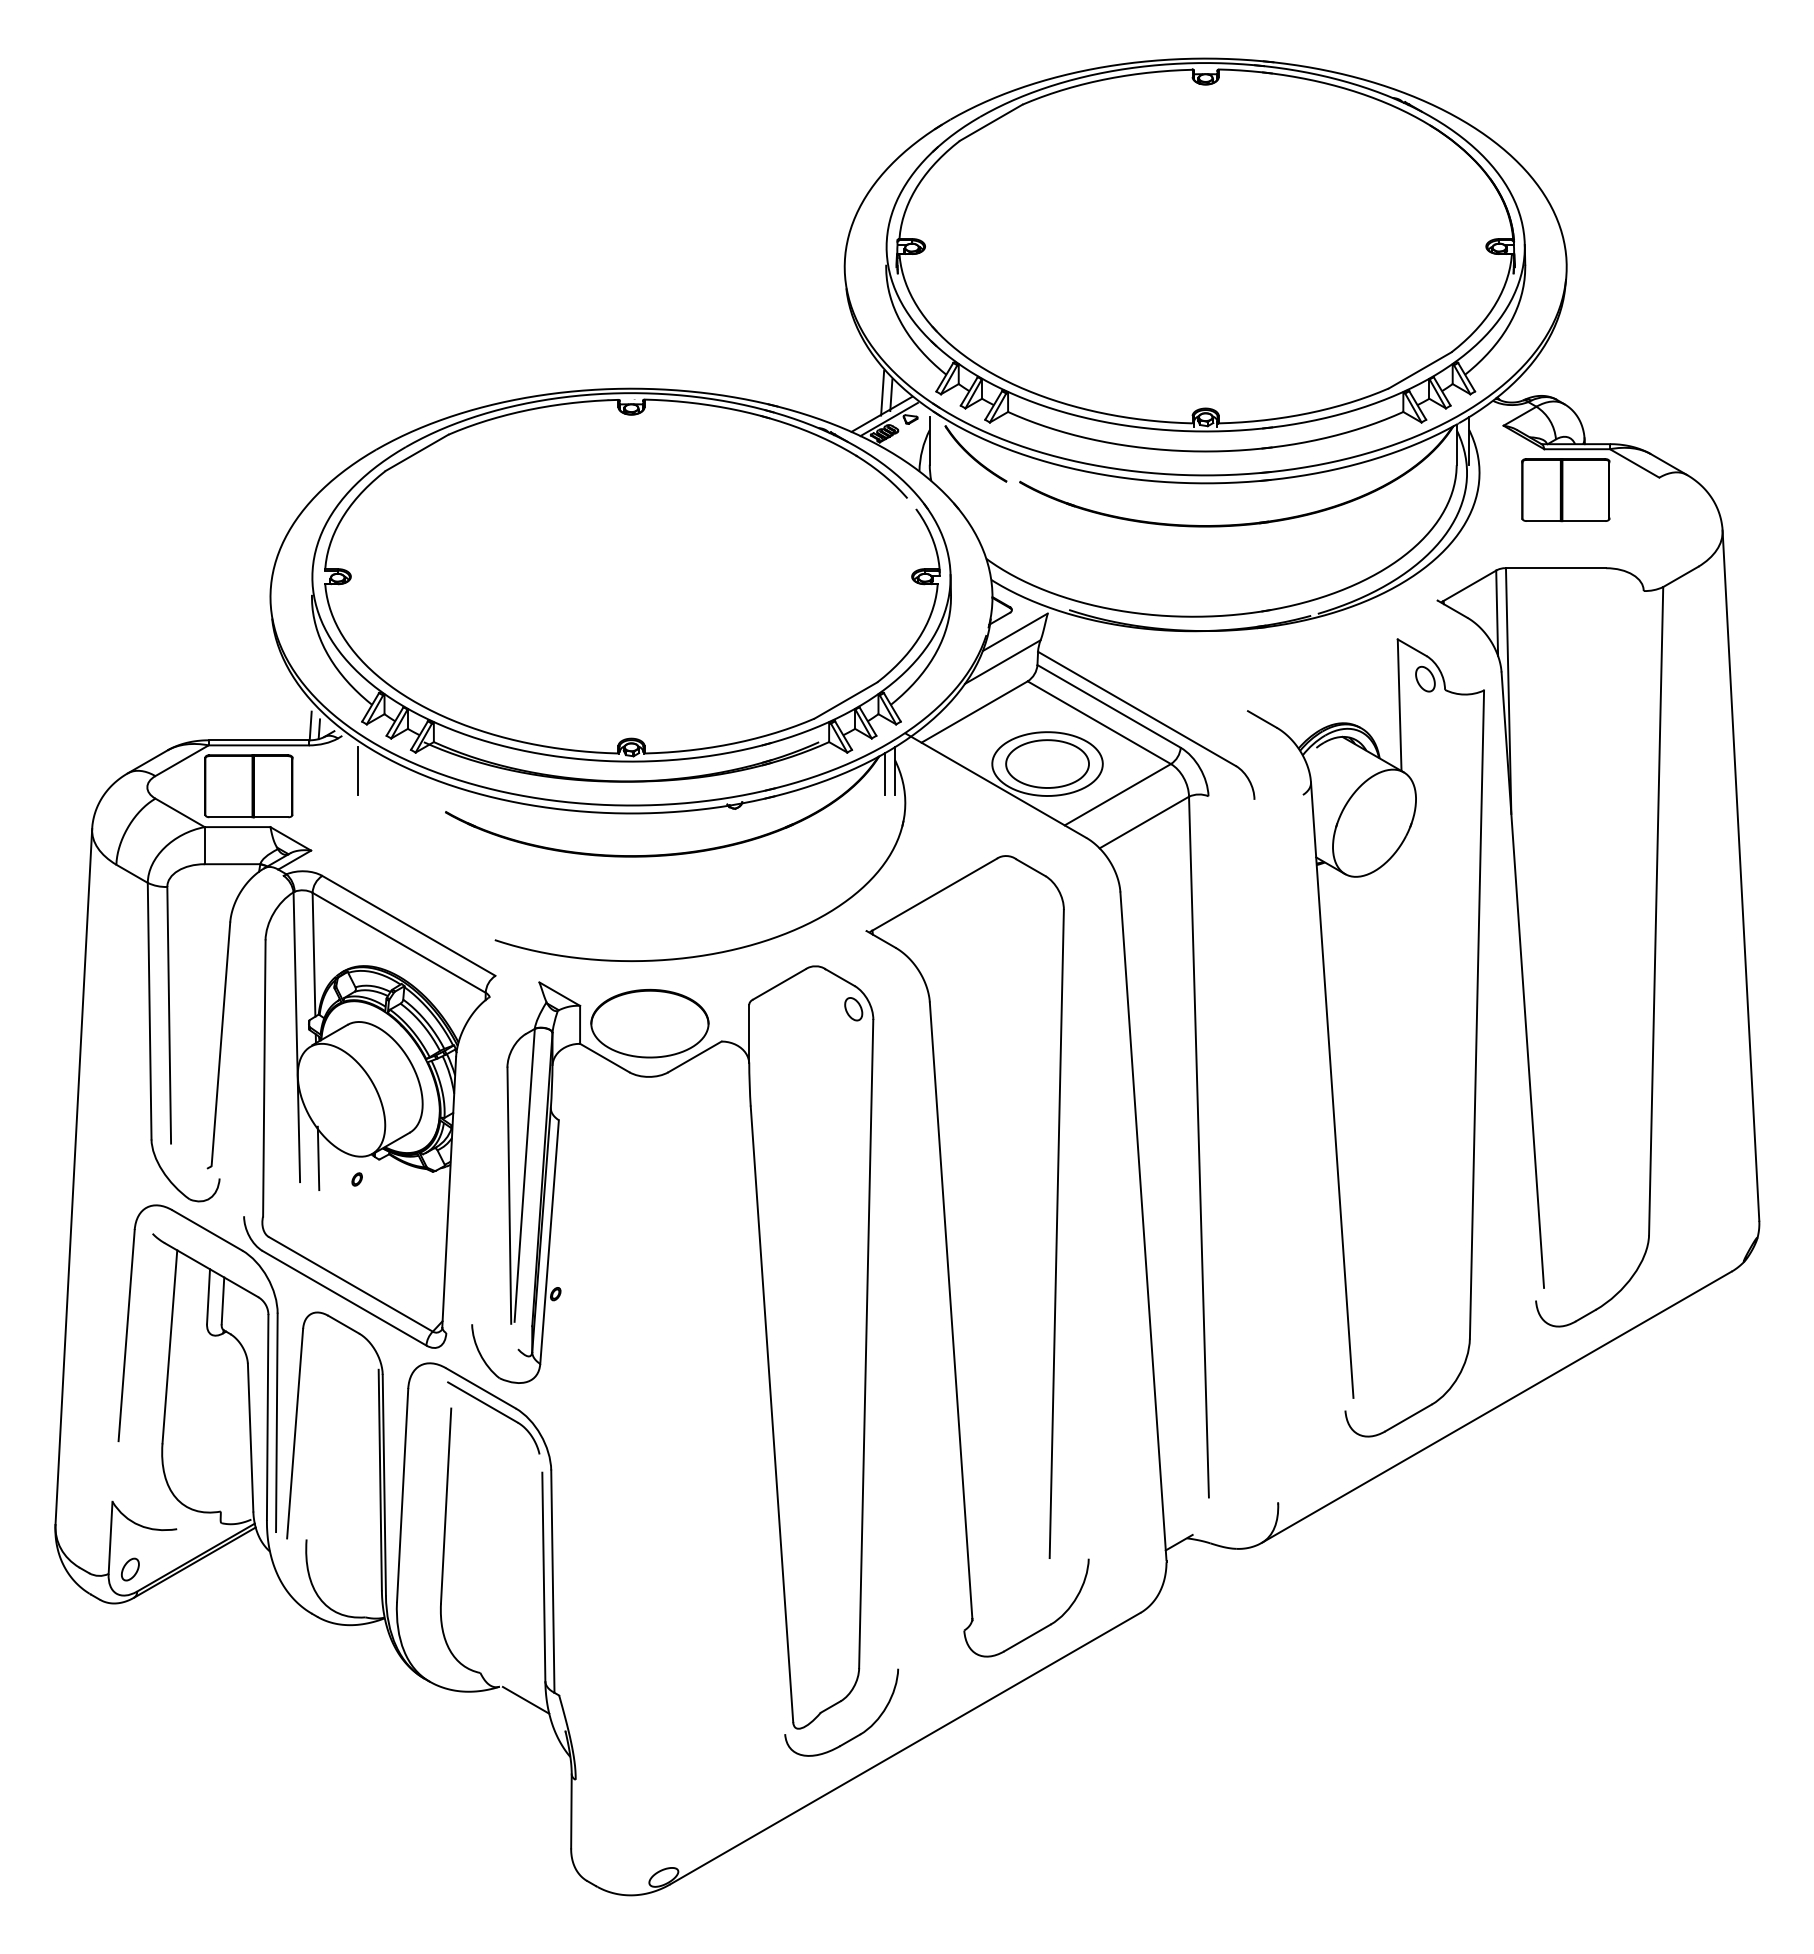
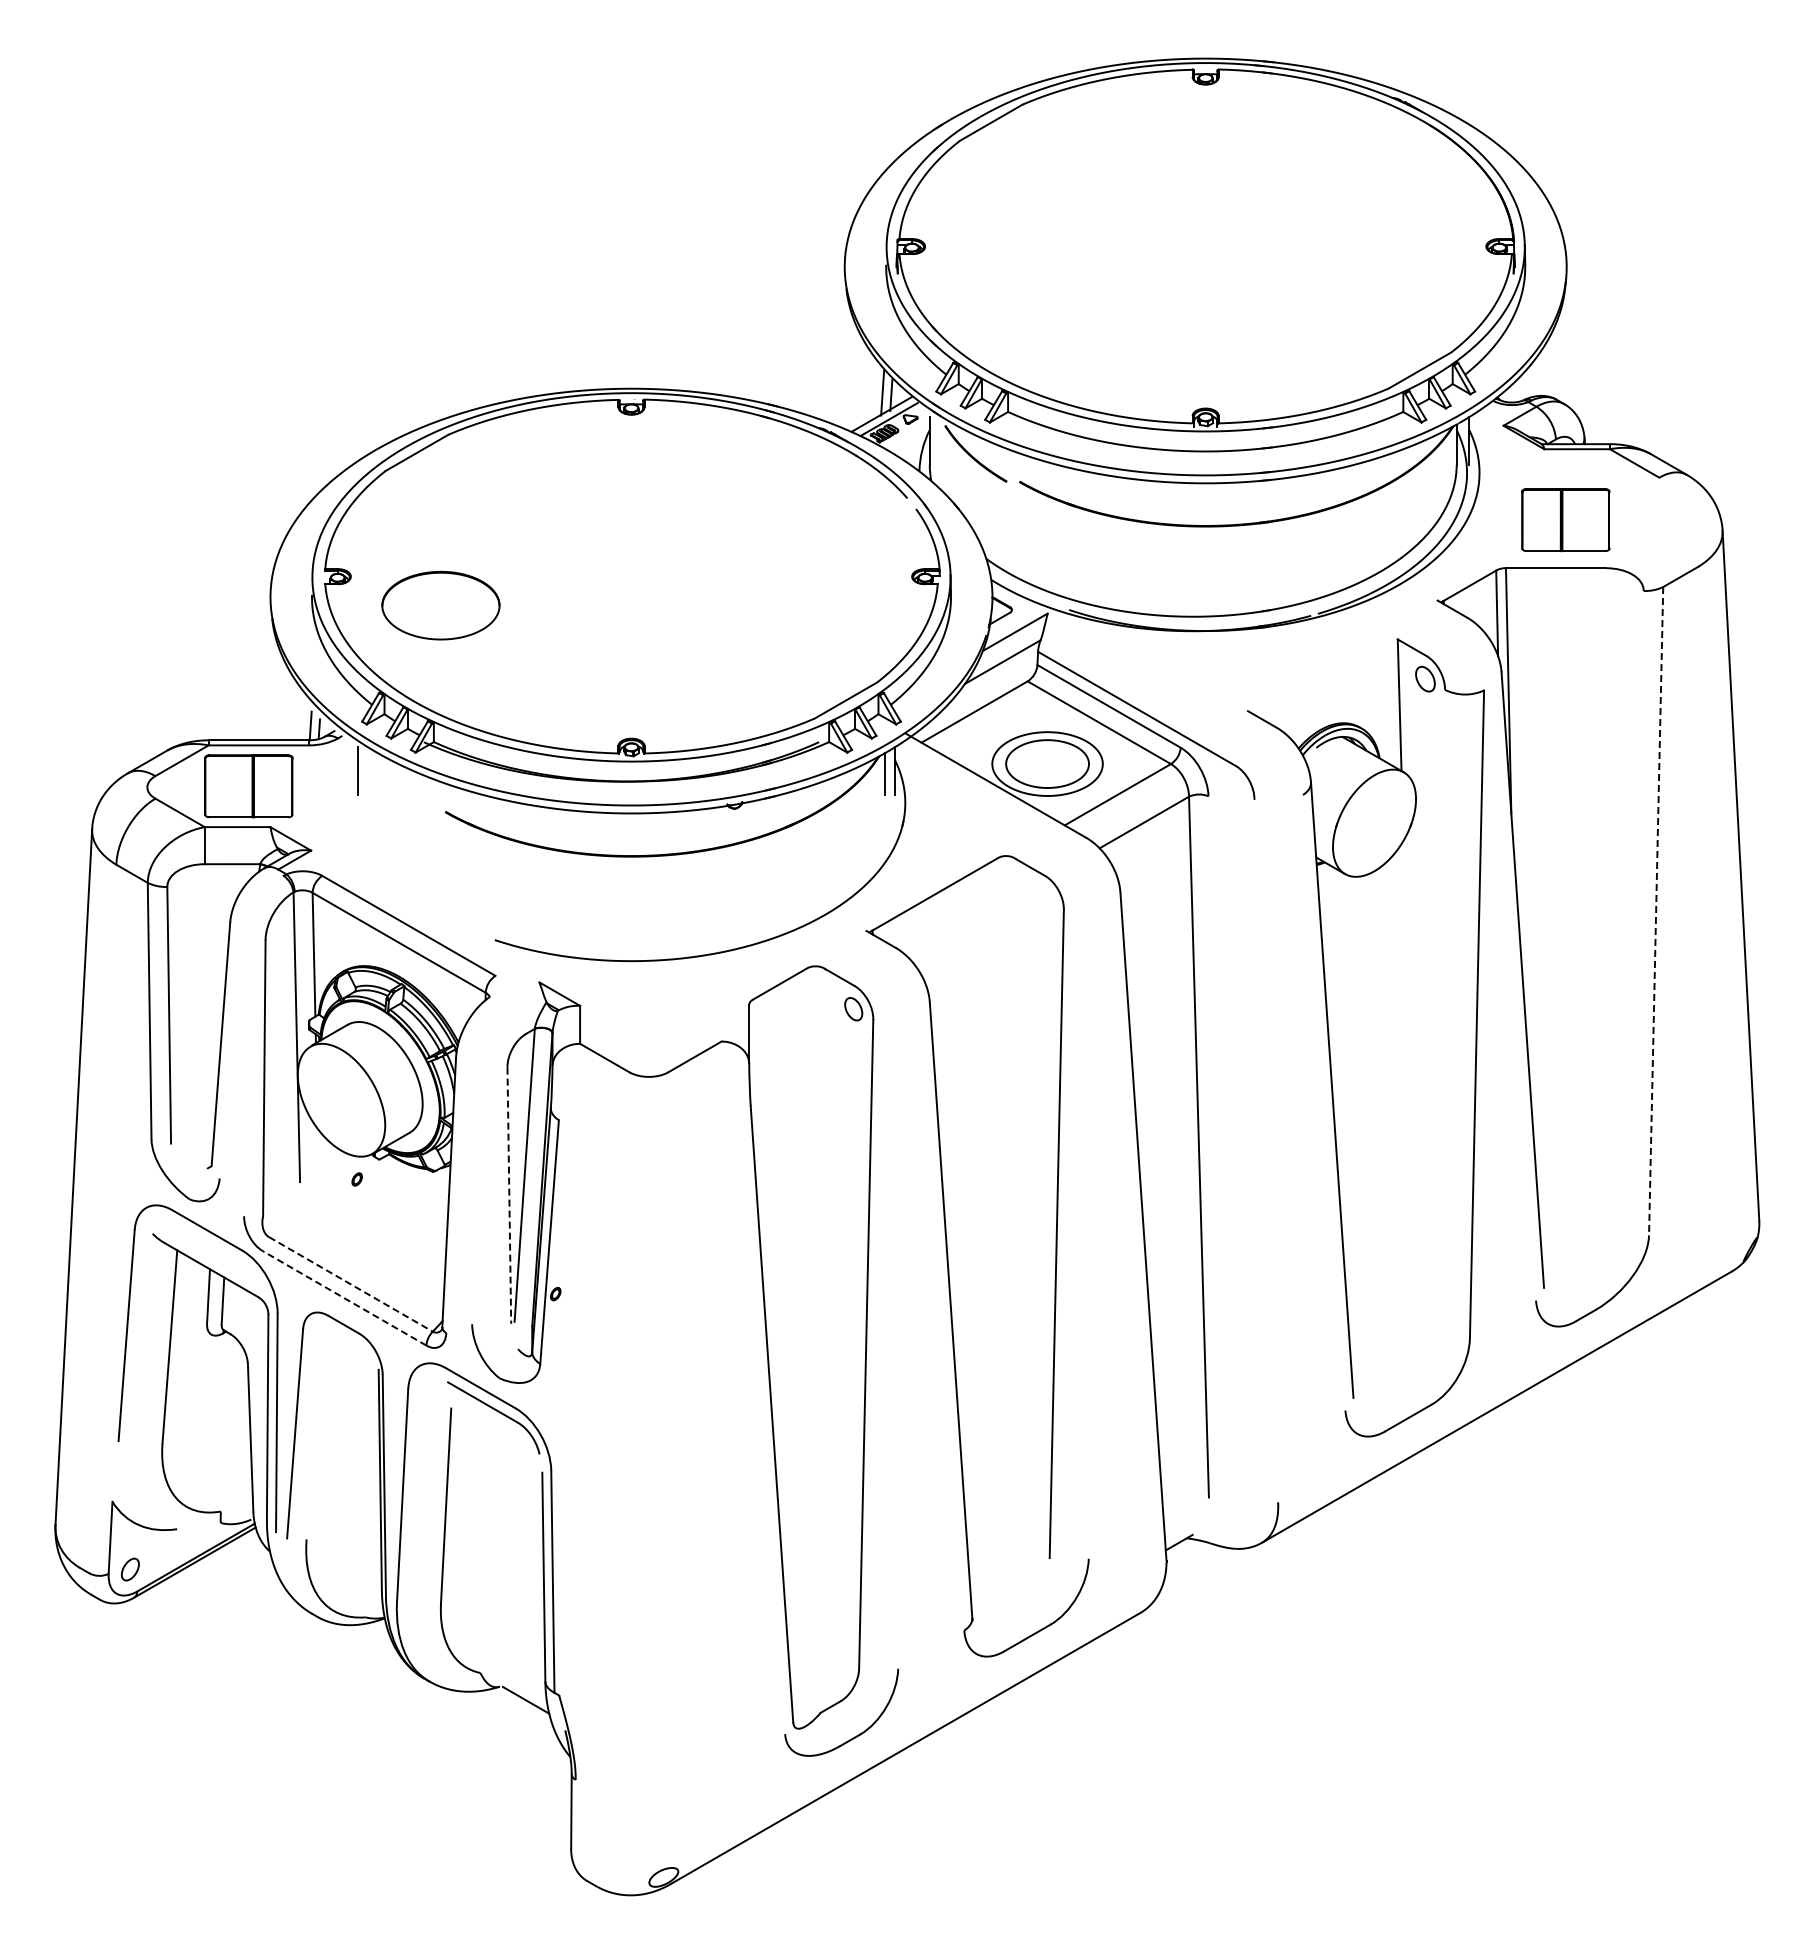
part position: (1565, 490) -> (1565, 520) (1565, 520)
line: solid -> dashed (1656, 911)
part position: (649, 1023) -> (440, 605) (440, 605)
line: present -> none (318, 1158)
line: solid -> dashed (509, 1196)
line: solid -> dashed (350, 1284)
line: solid -> dashed (344, 1298)
